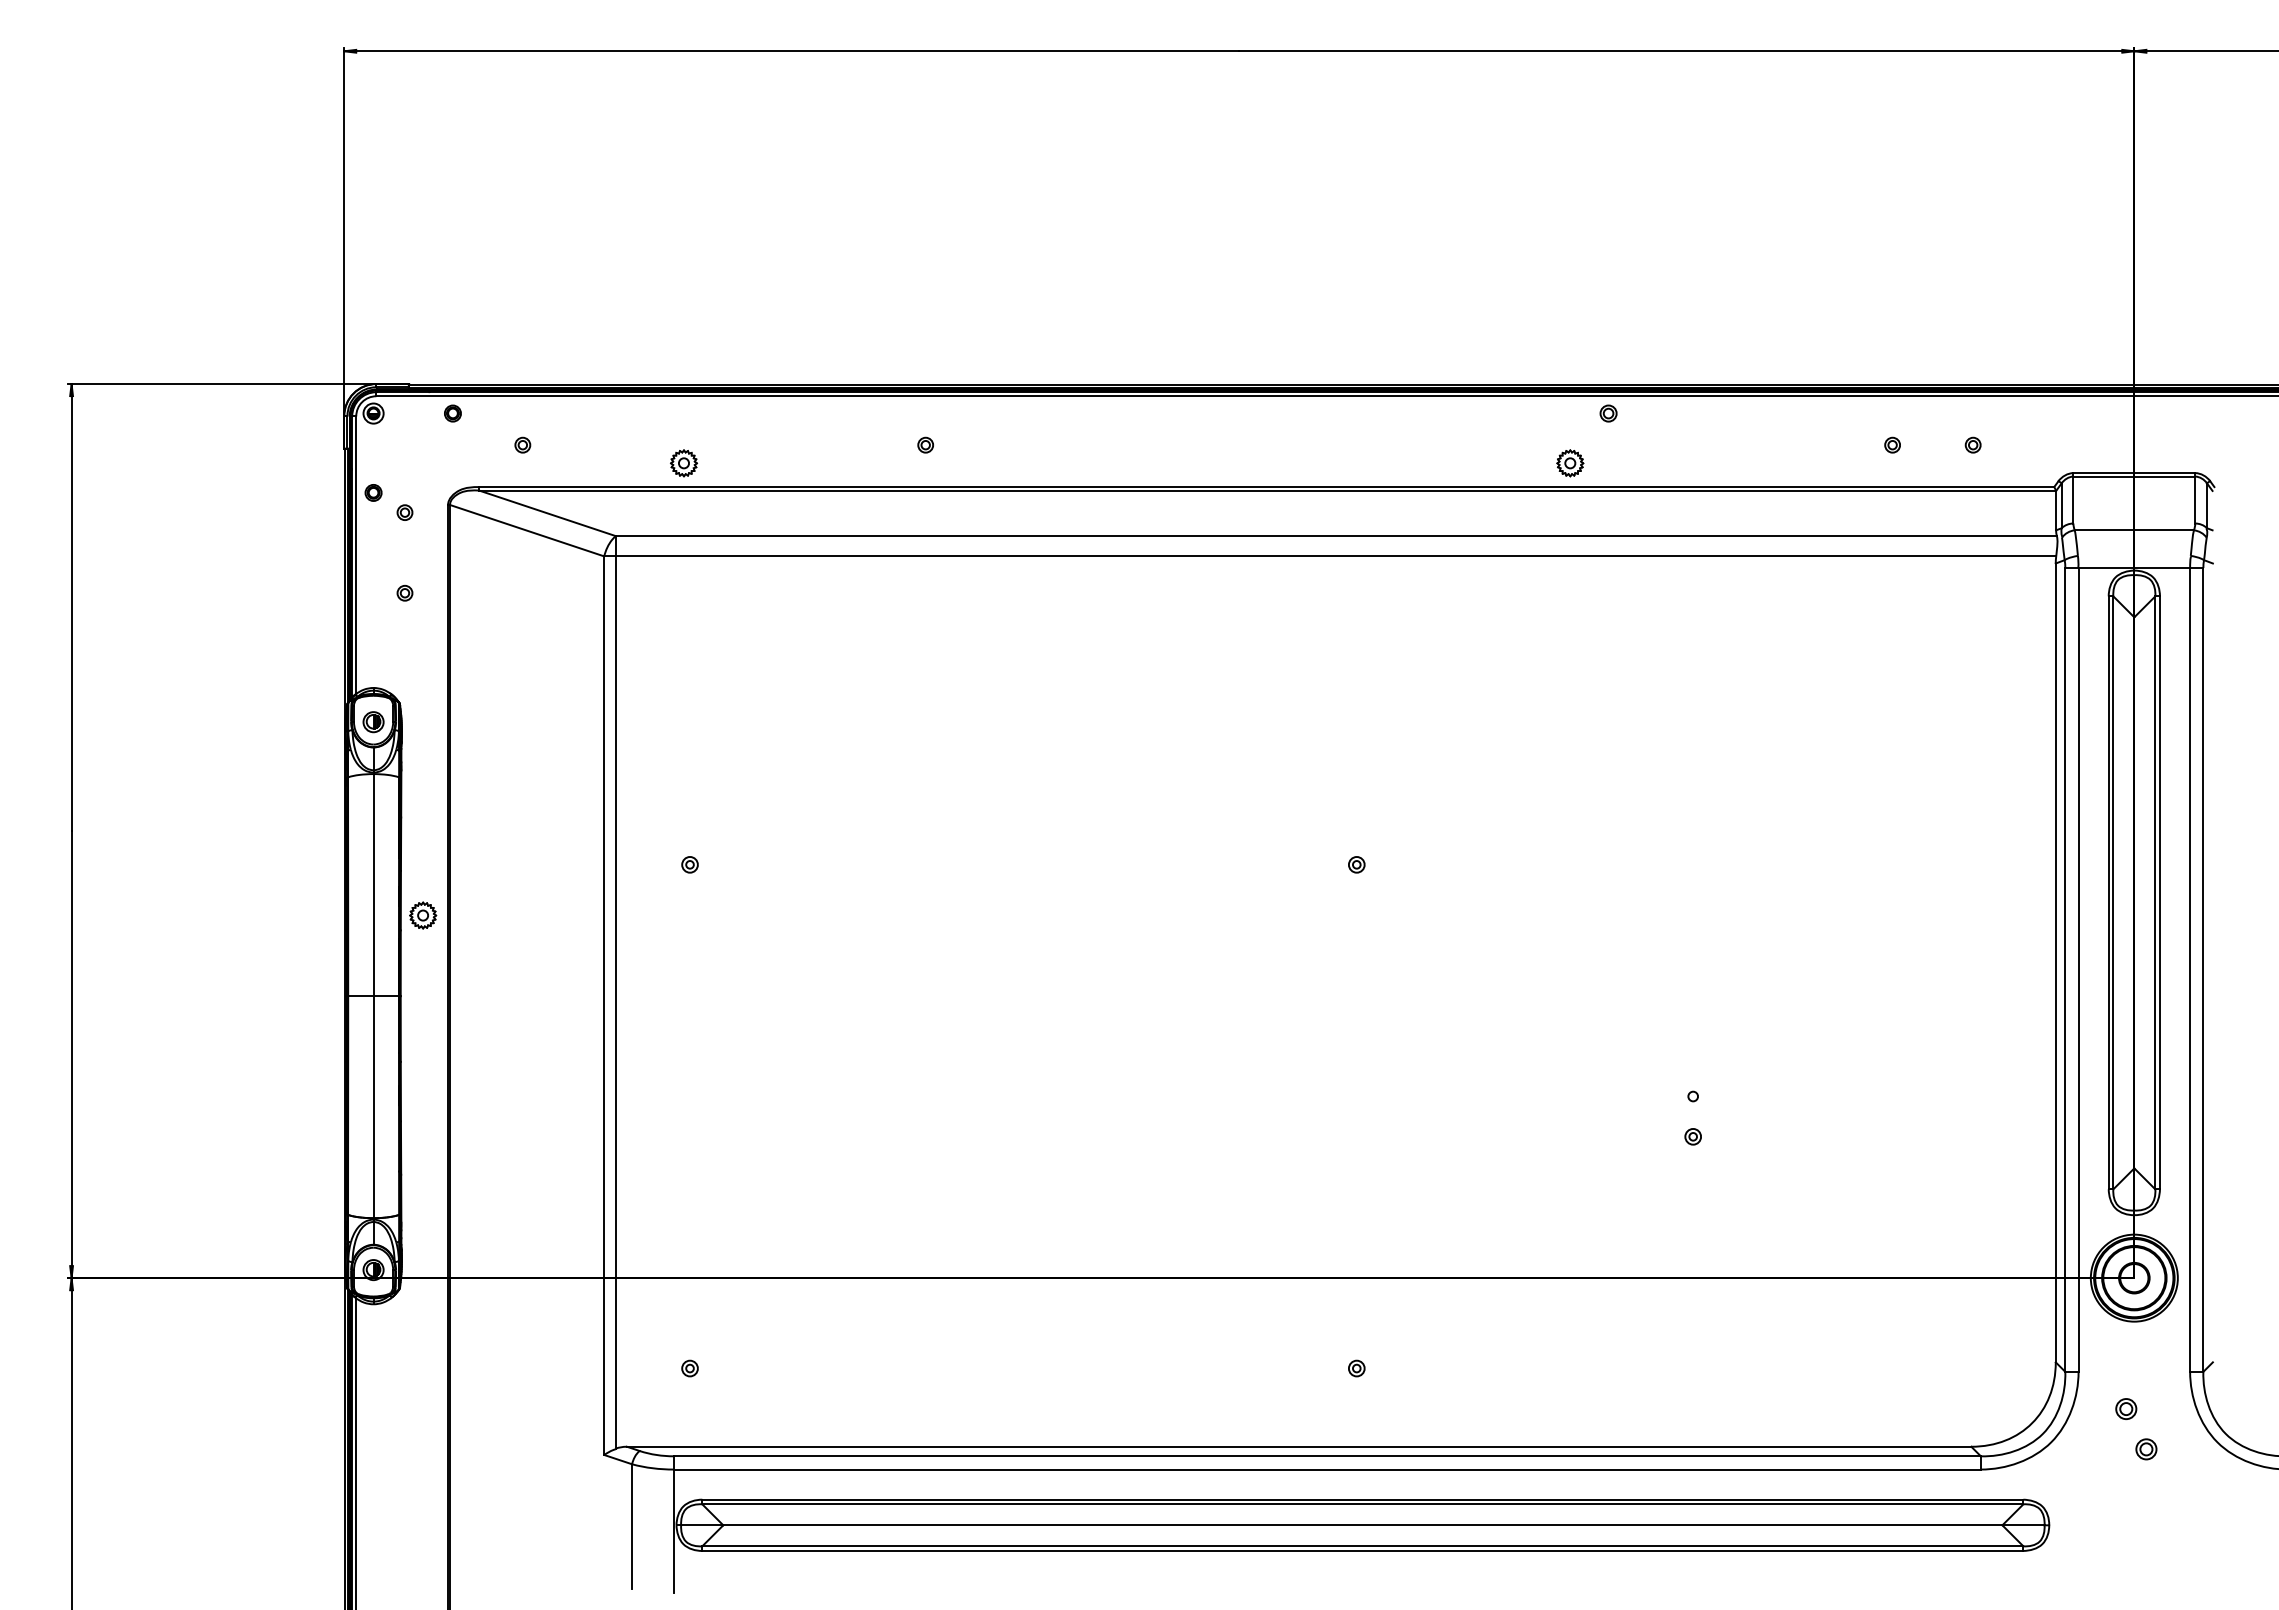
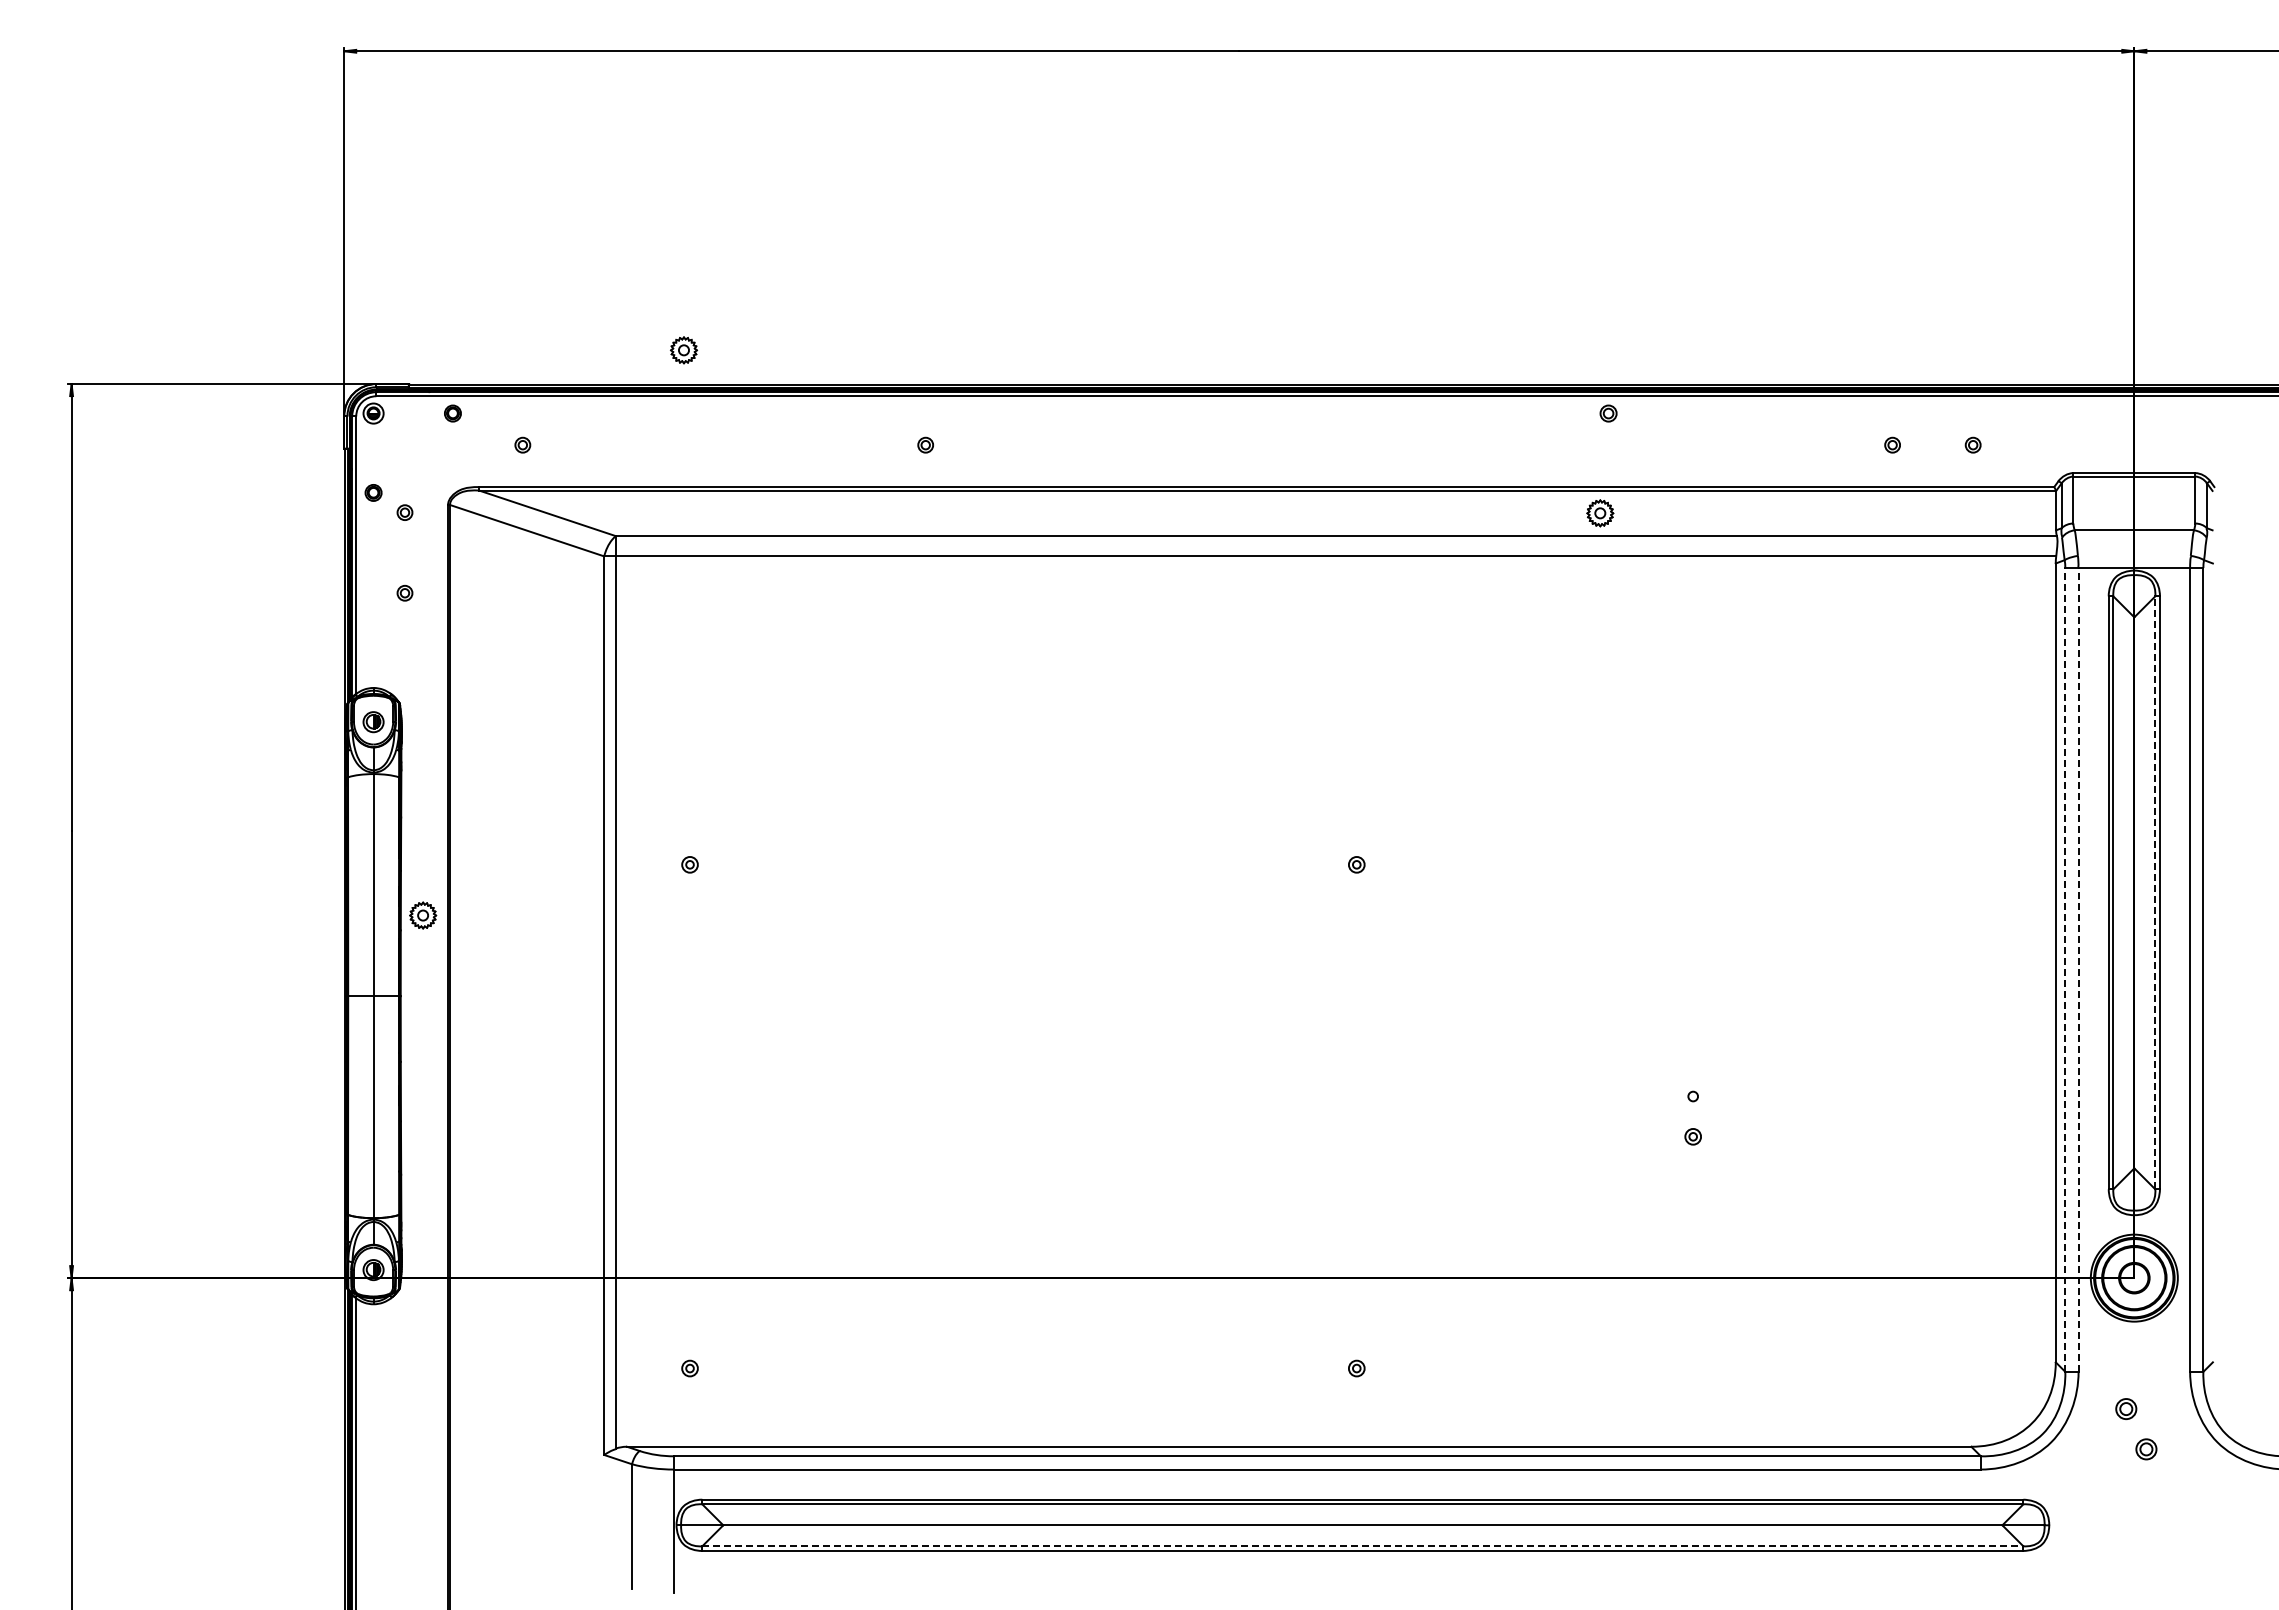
part position: (683, 463) -> (683, 350) (683, 350)
part position: (1570, 463) -> (1600, 513) (1600, 513)
line: solid -> dashed (2155, 892)
line: solid -> dashed (2065, 969)
line: solid -> dashed (2078, 969)
line: solid -> dashed (1362, 1546)
